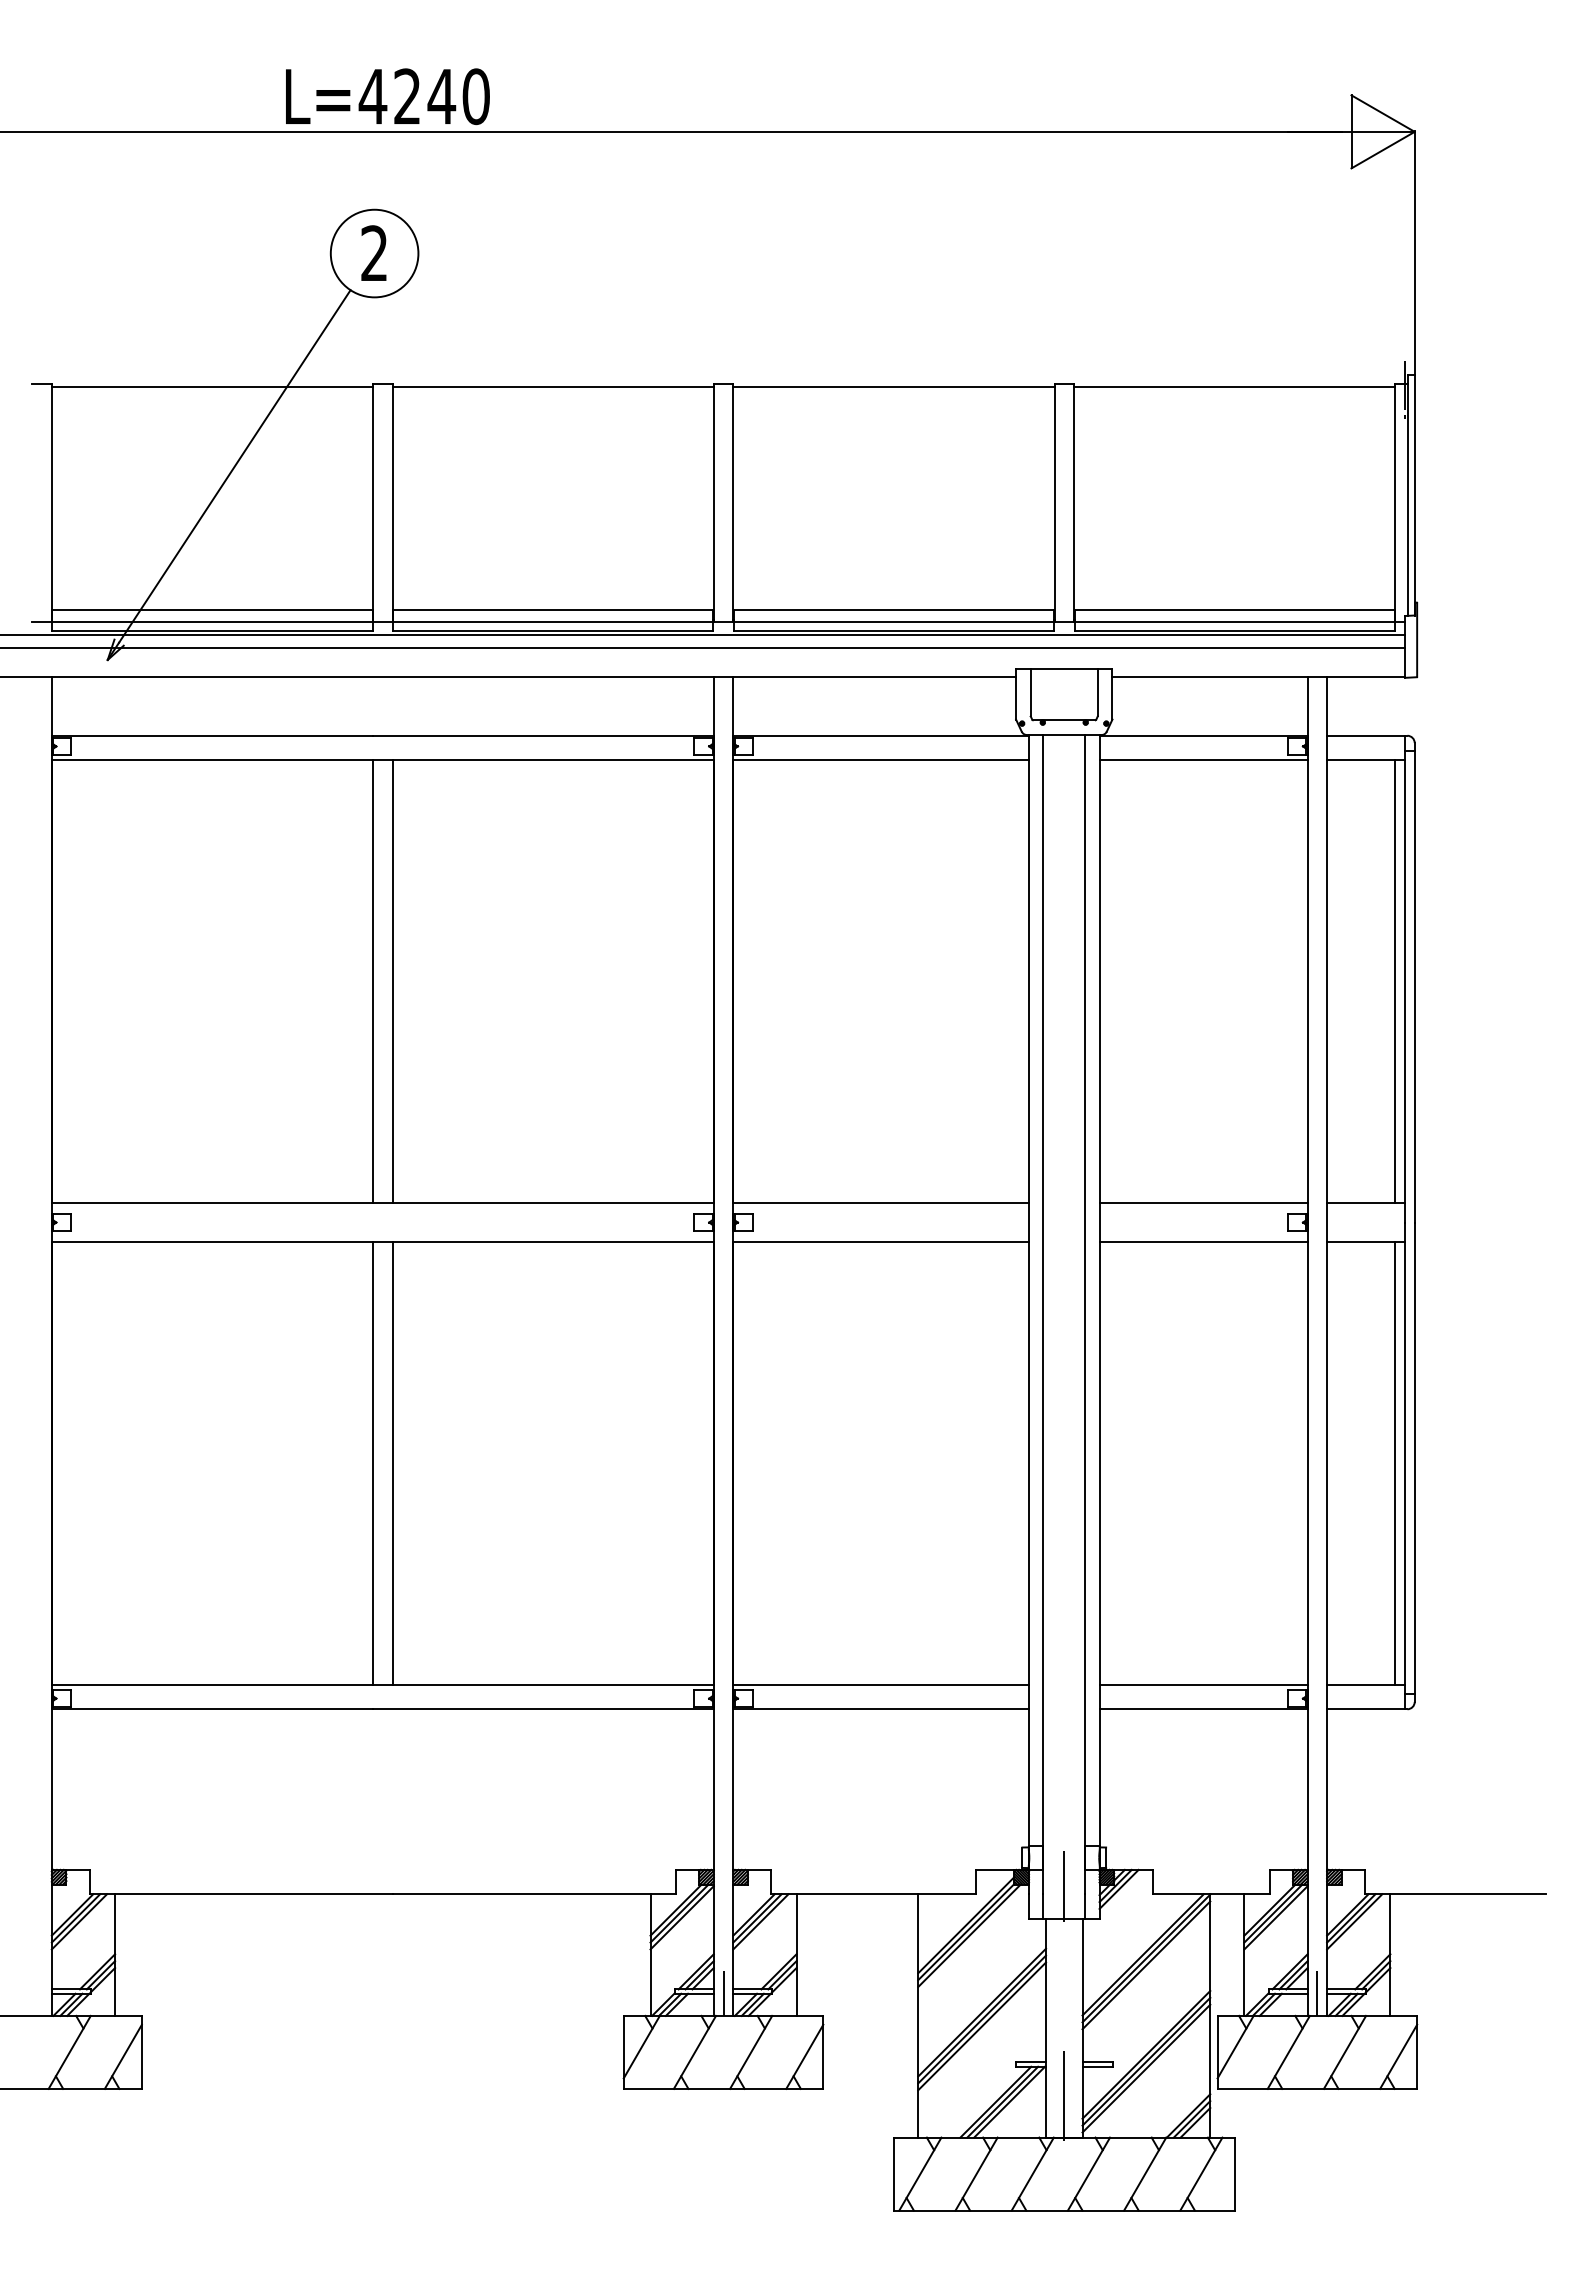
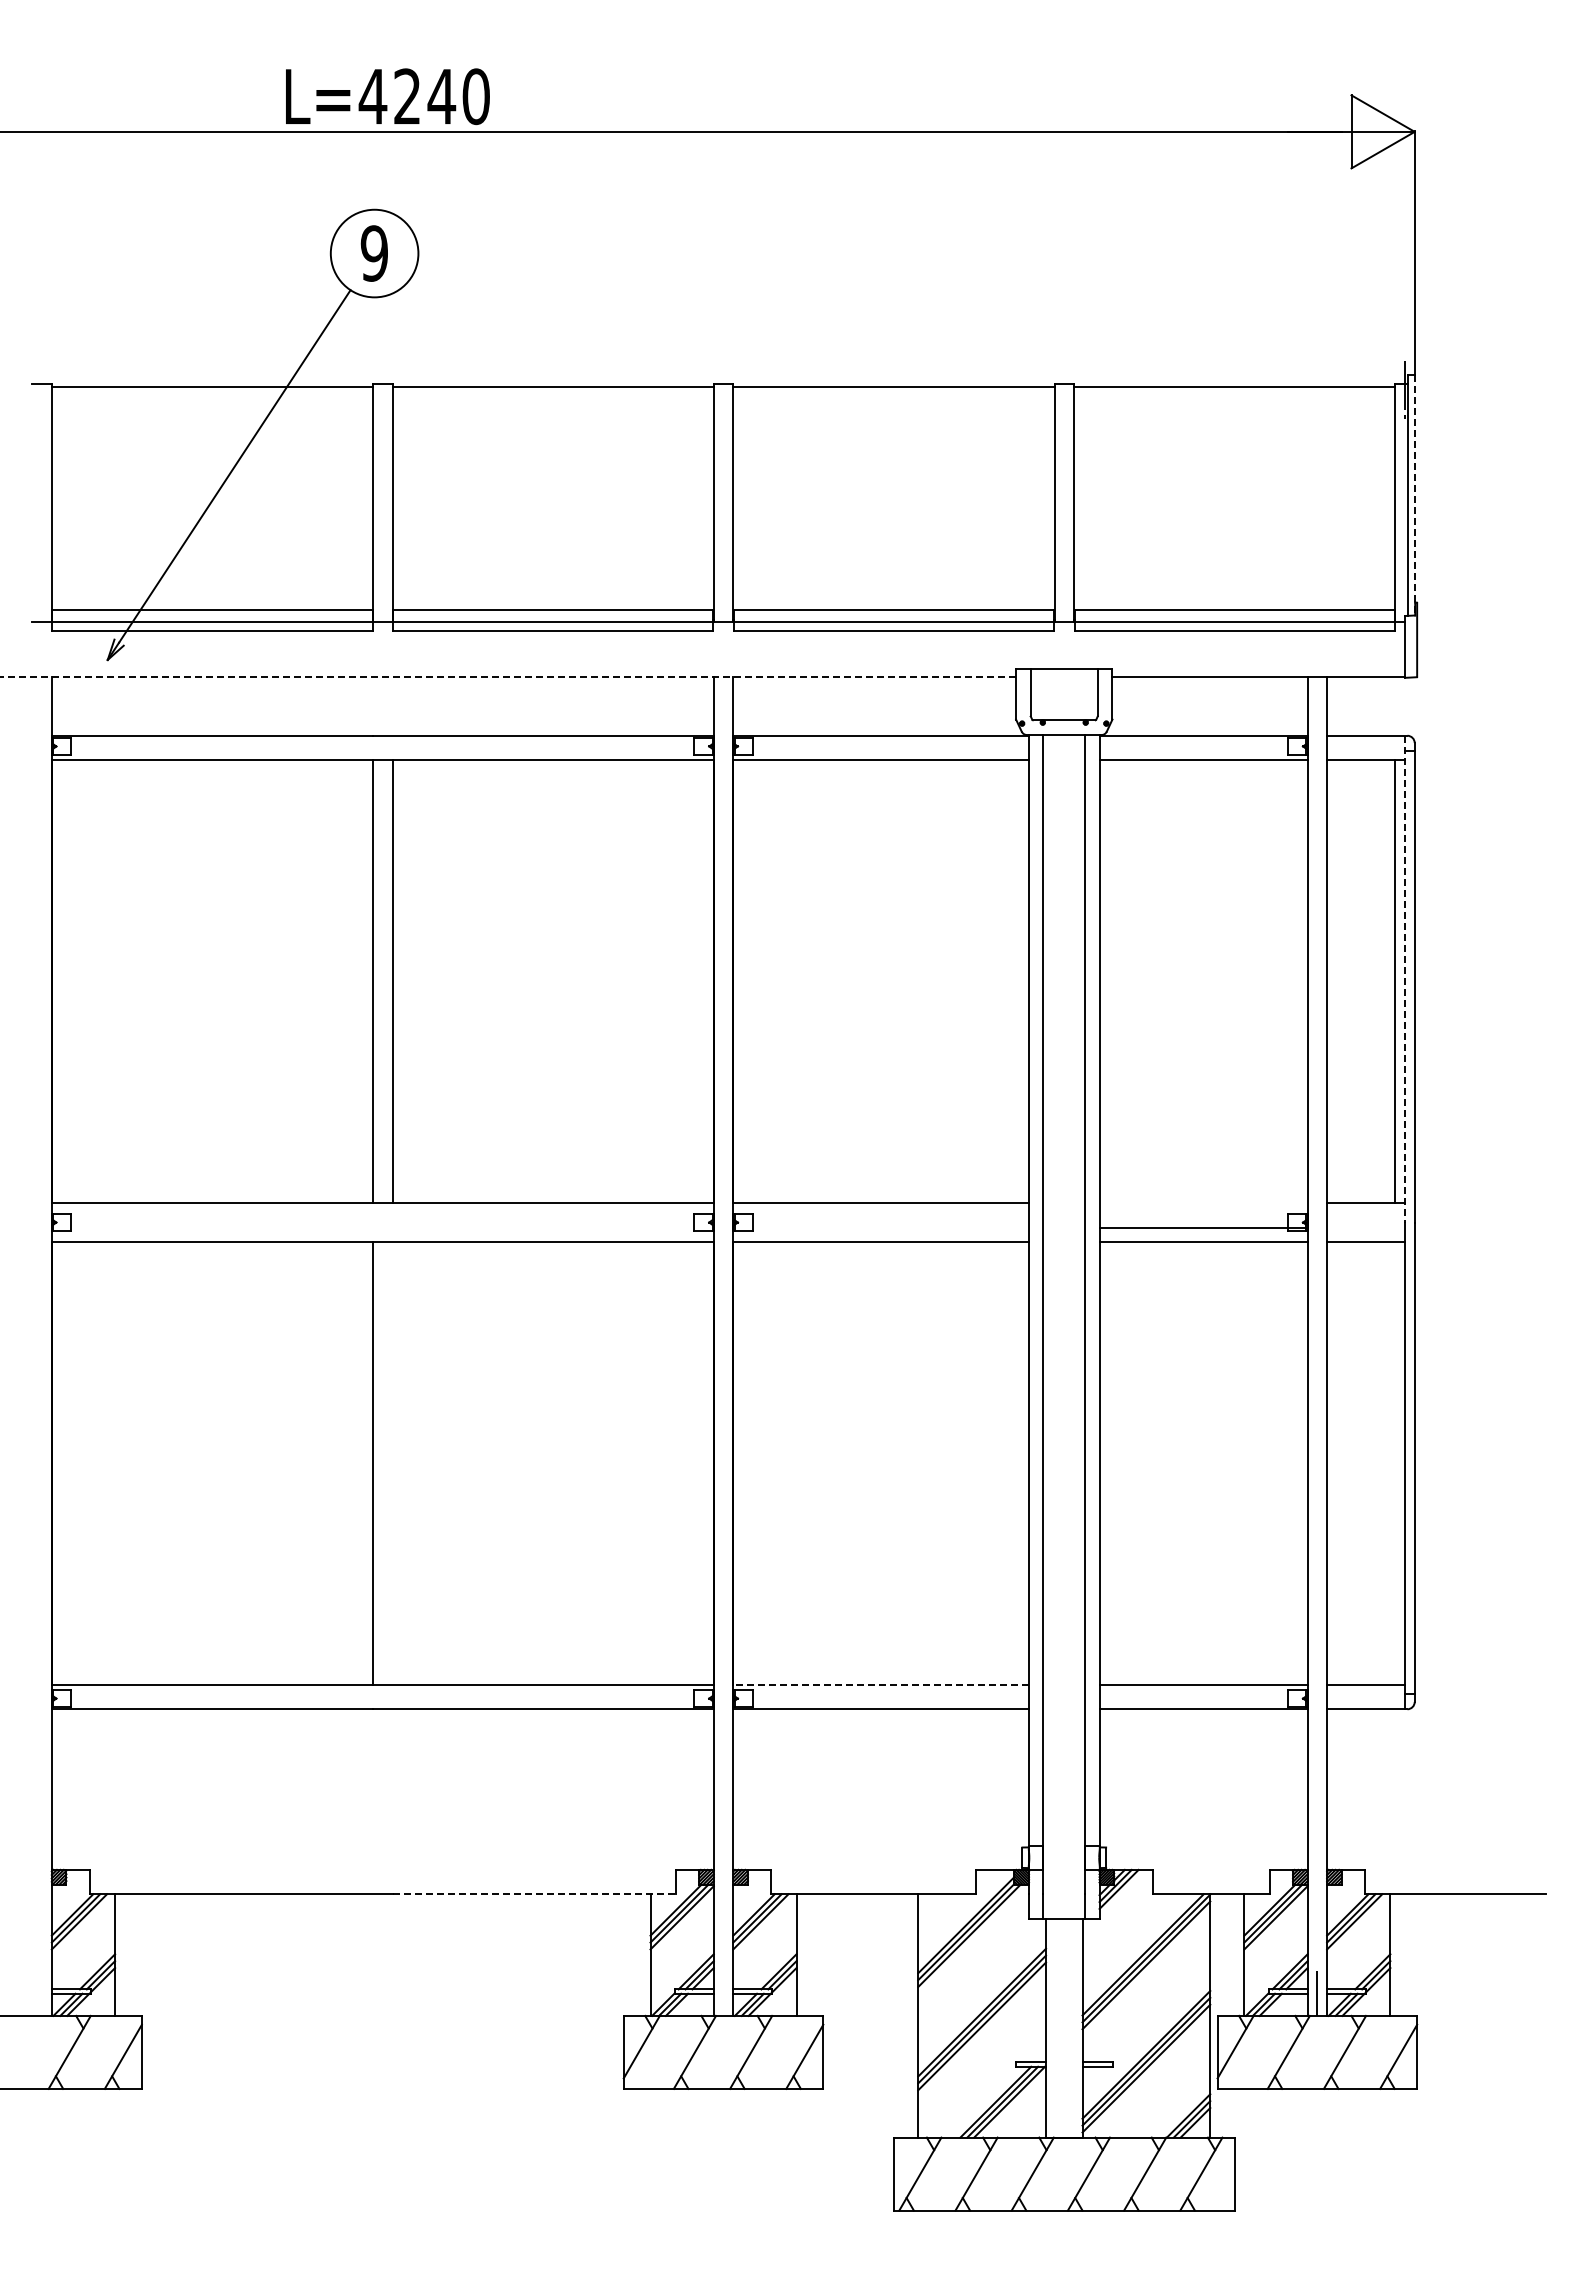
text: 2 -> 9 (373, 253)
line: solid -> dashed (1414, 495)
line: present -> none (703, 635)
line: present -> none (703, 648)
line: solid -> dashed (508, 677)
line: solid -> dashed (1405, 979)
line position: (1203, 1203) -> (1203, 1228) (1203, 1228)
line: present -> none (392, 1463)
line: present -> none (1395, 1463)
line: solid -> dashed (881, 1684)
line: present -> none (1064, 1885)
line: solid -> dashed (534, 1894)
line: present -> none (723, 1992)
line: present -> none (1064, 2095)
